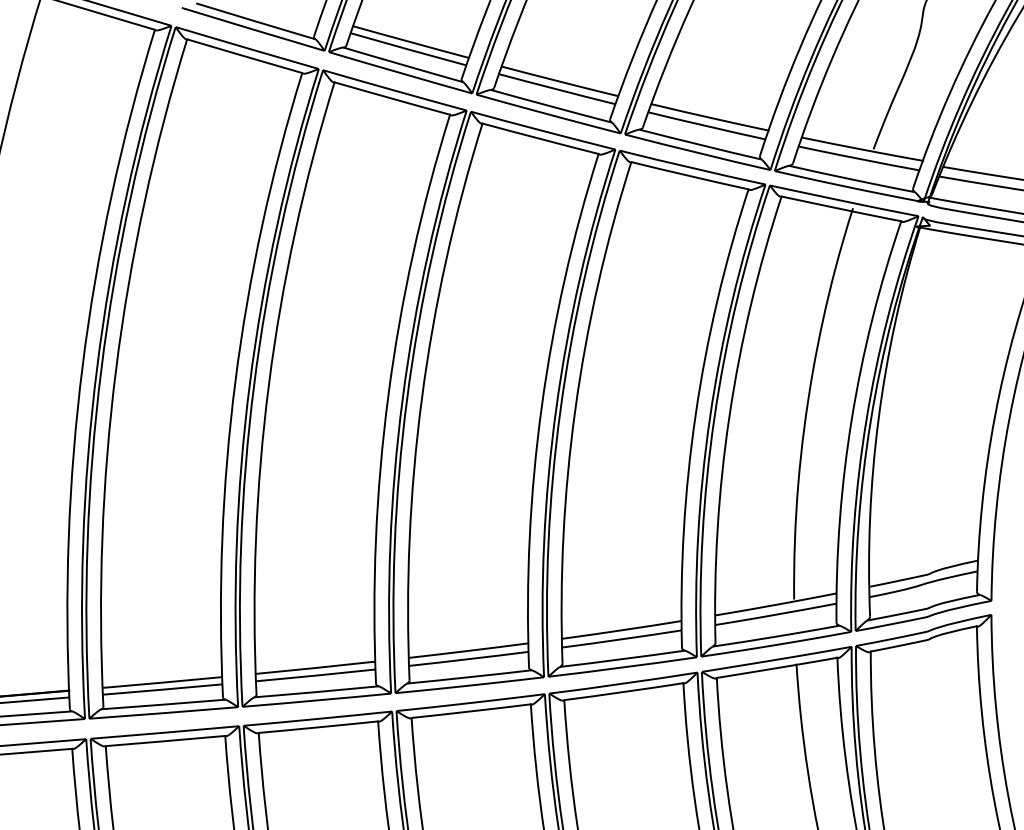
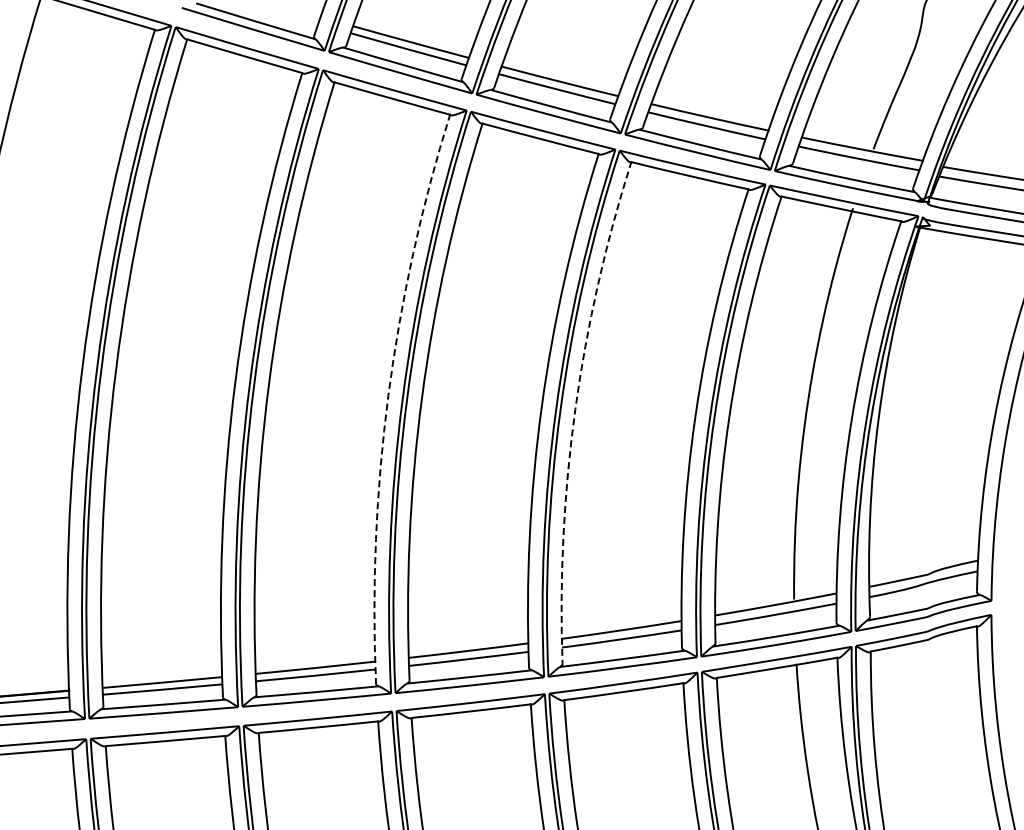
arc: solid -> dashed (388, 395)
arc: solid -> dashed (575, 409)
